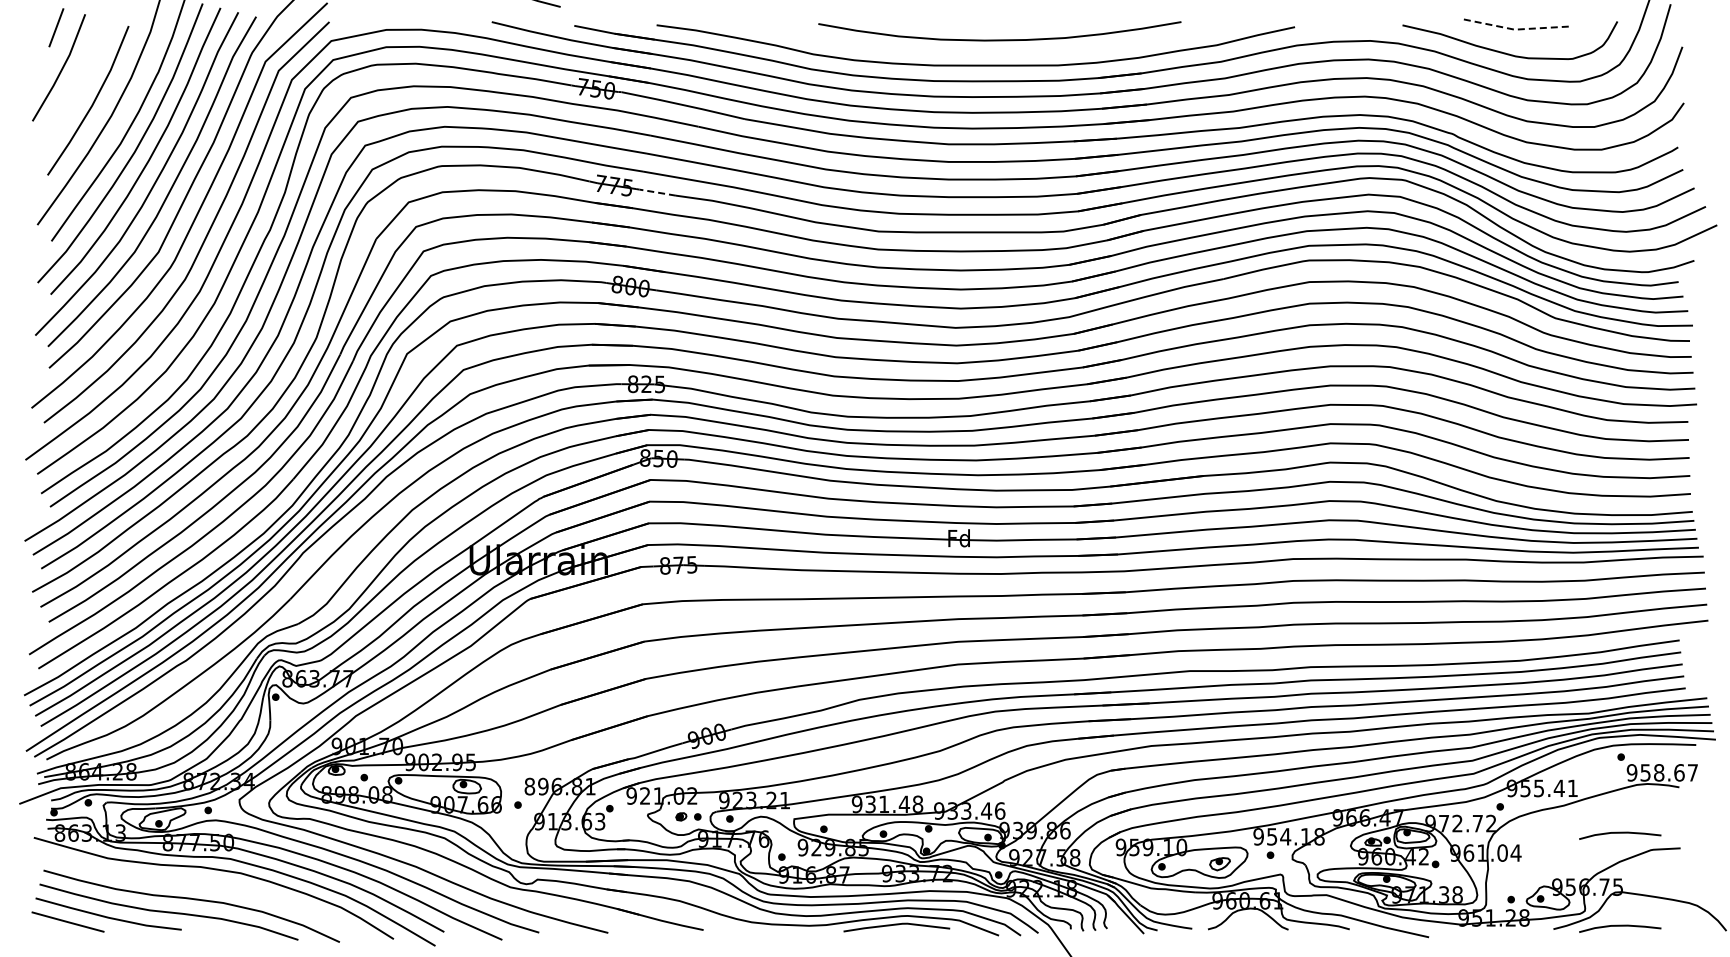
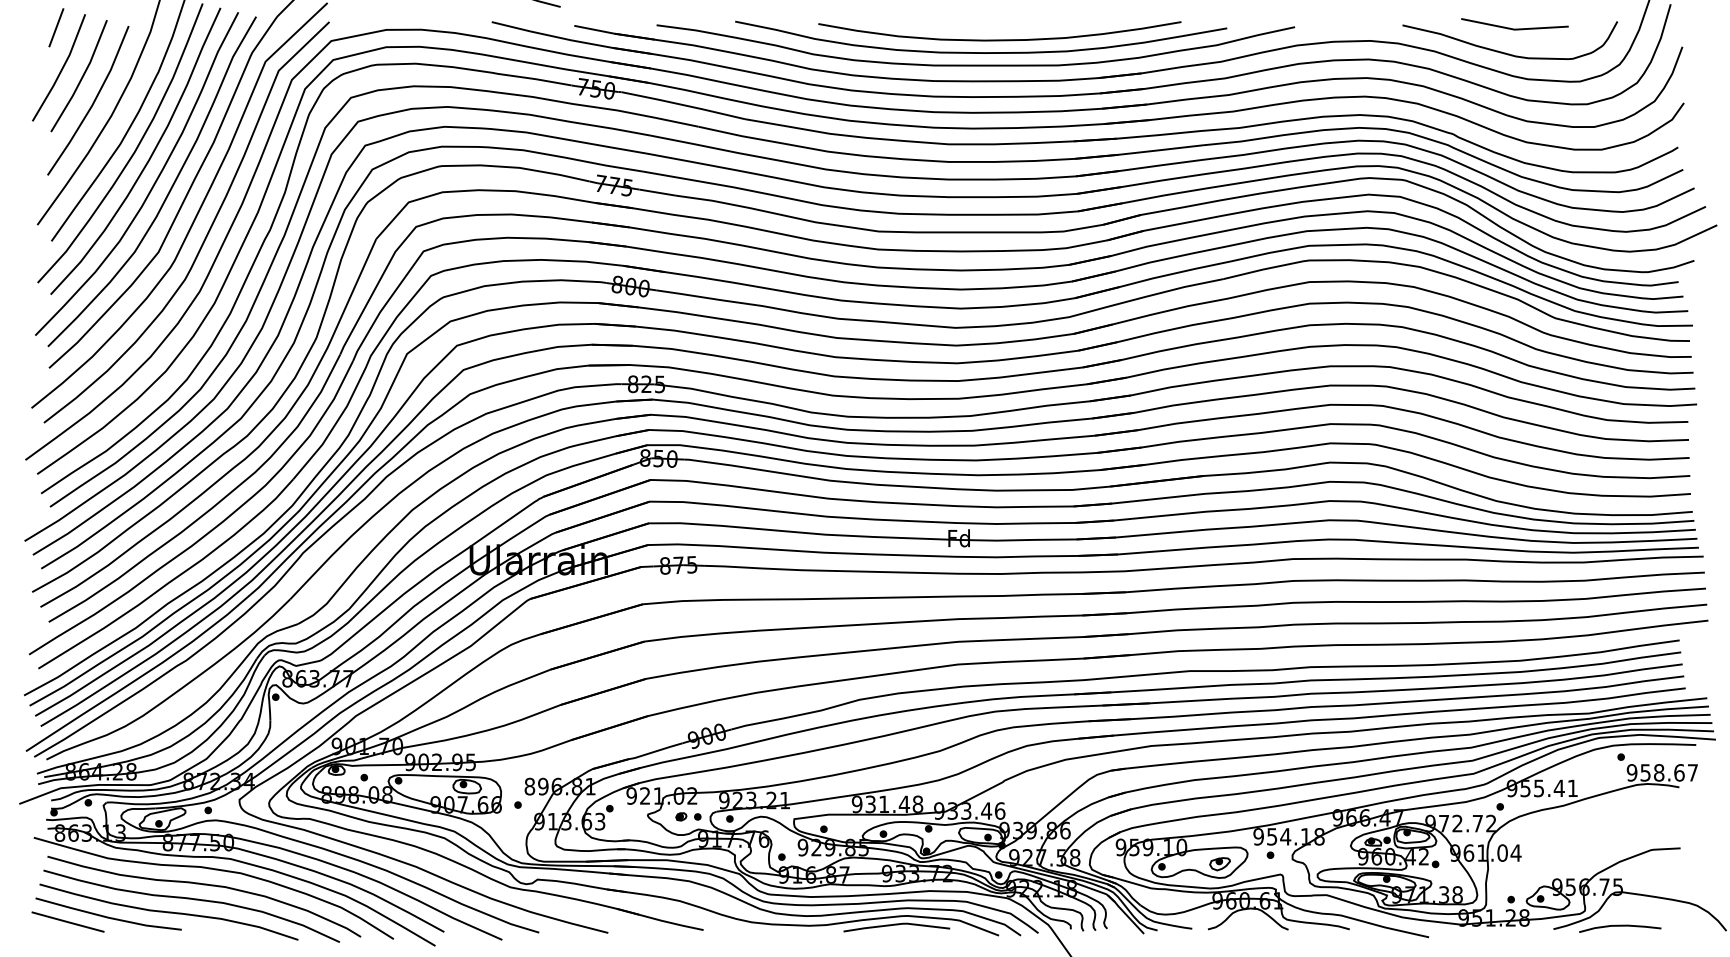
line: dashed -> solid (1514, 29)
curve: none -> present (981, 52)
line: none -> present (80, 78)
line: dashed -> solid (657, 192)
curve: present -> none (1620, 833)
curve: none -> present (204, 885)
